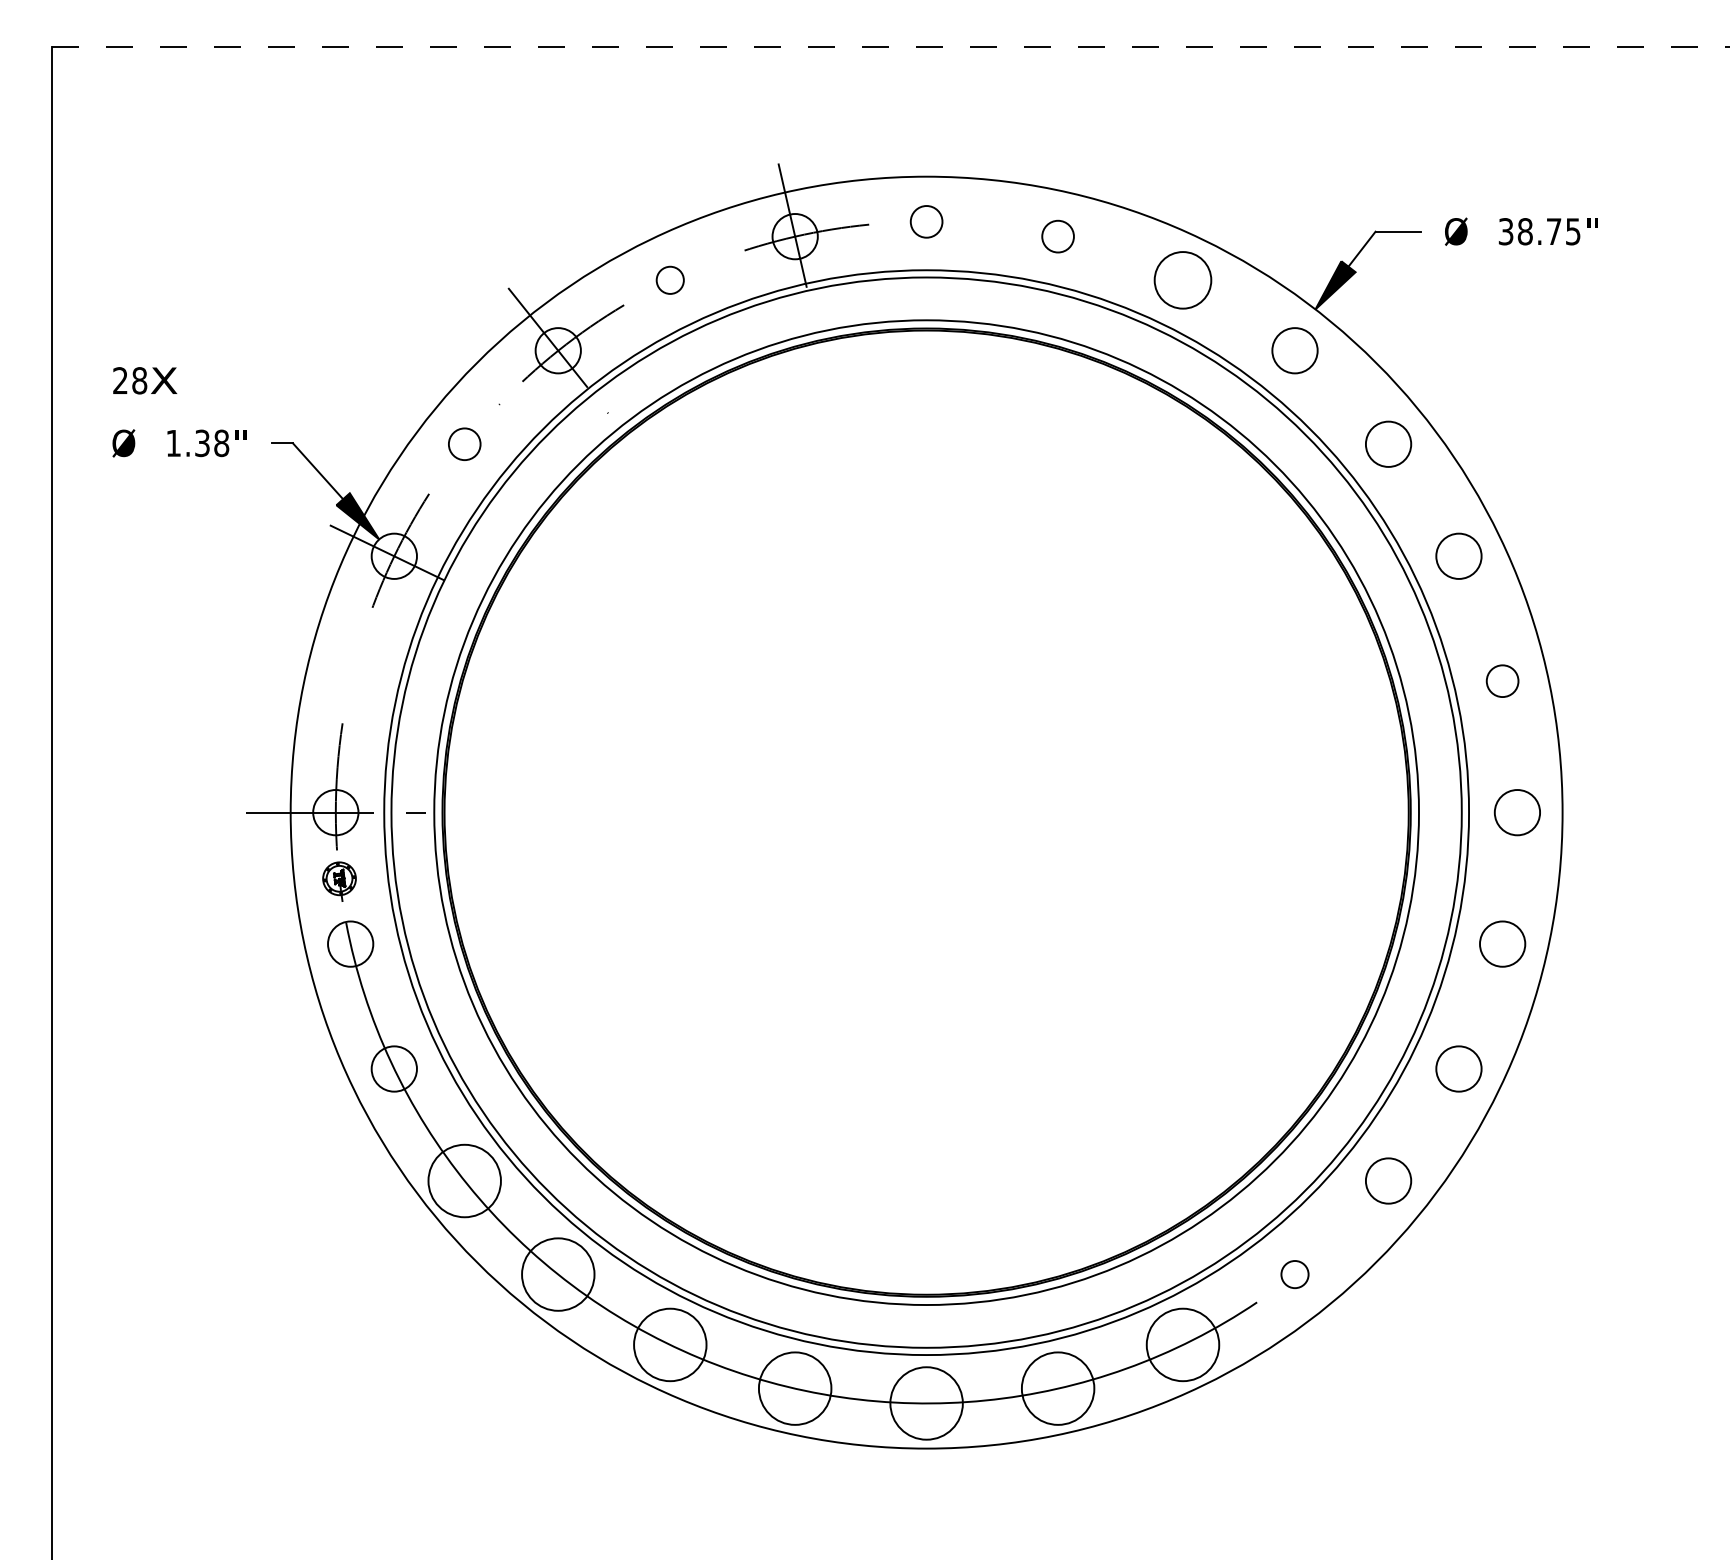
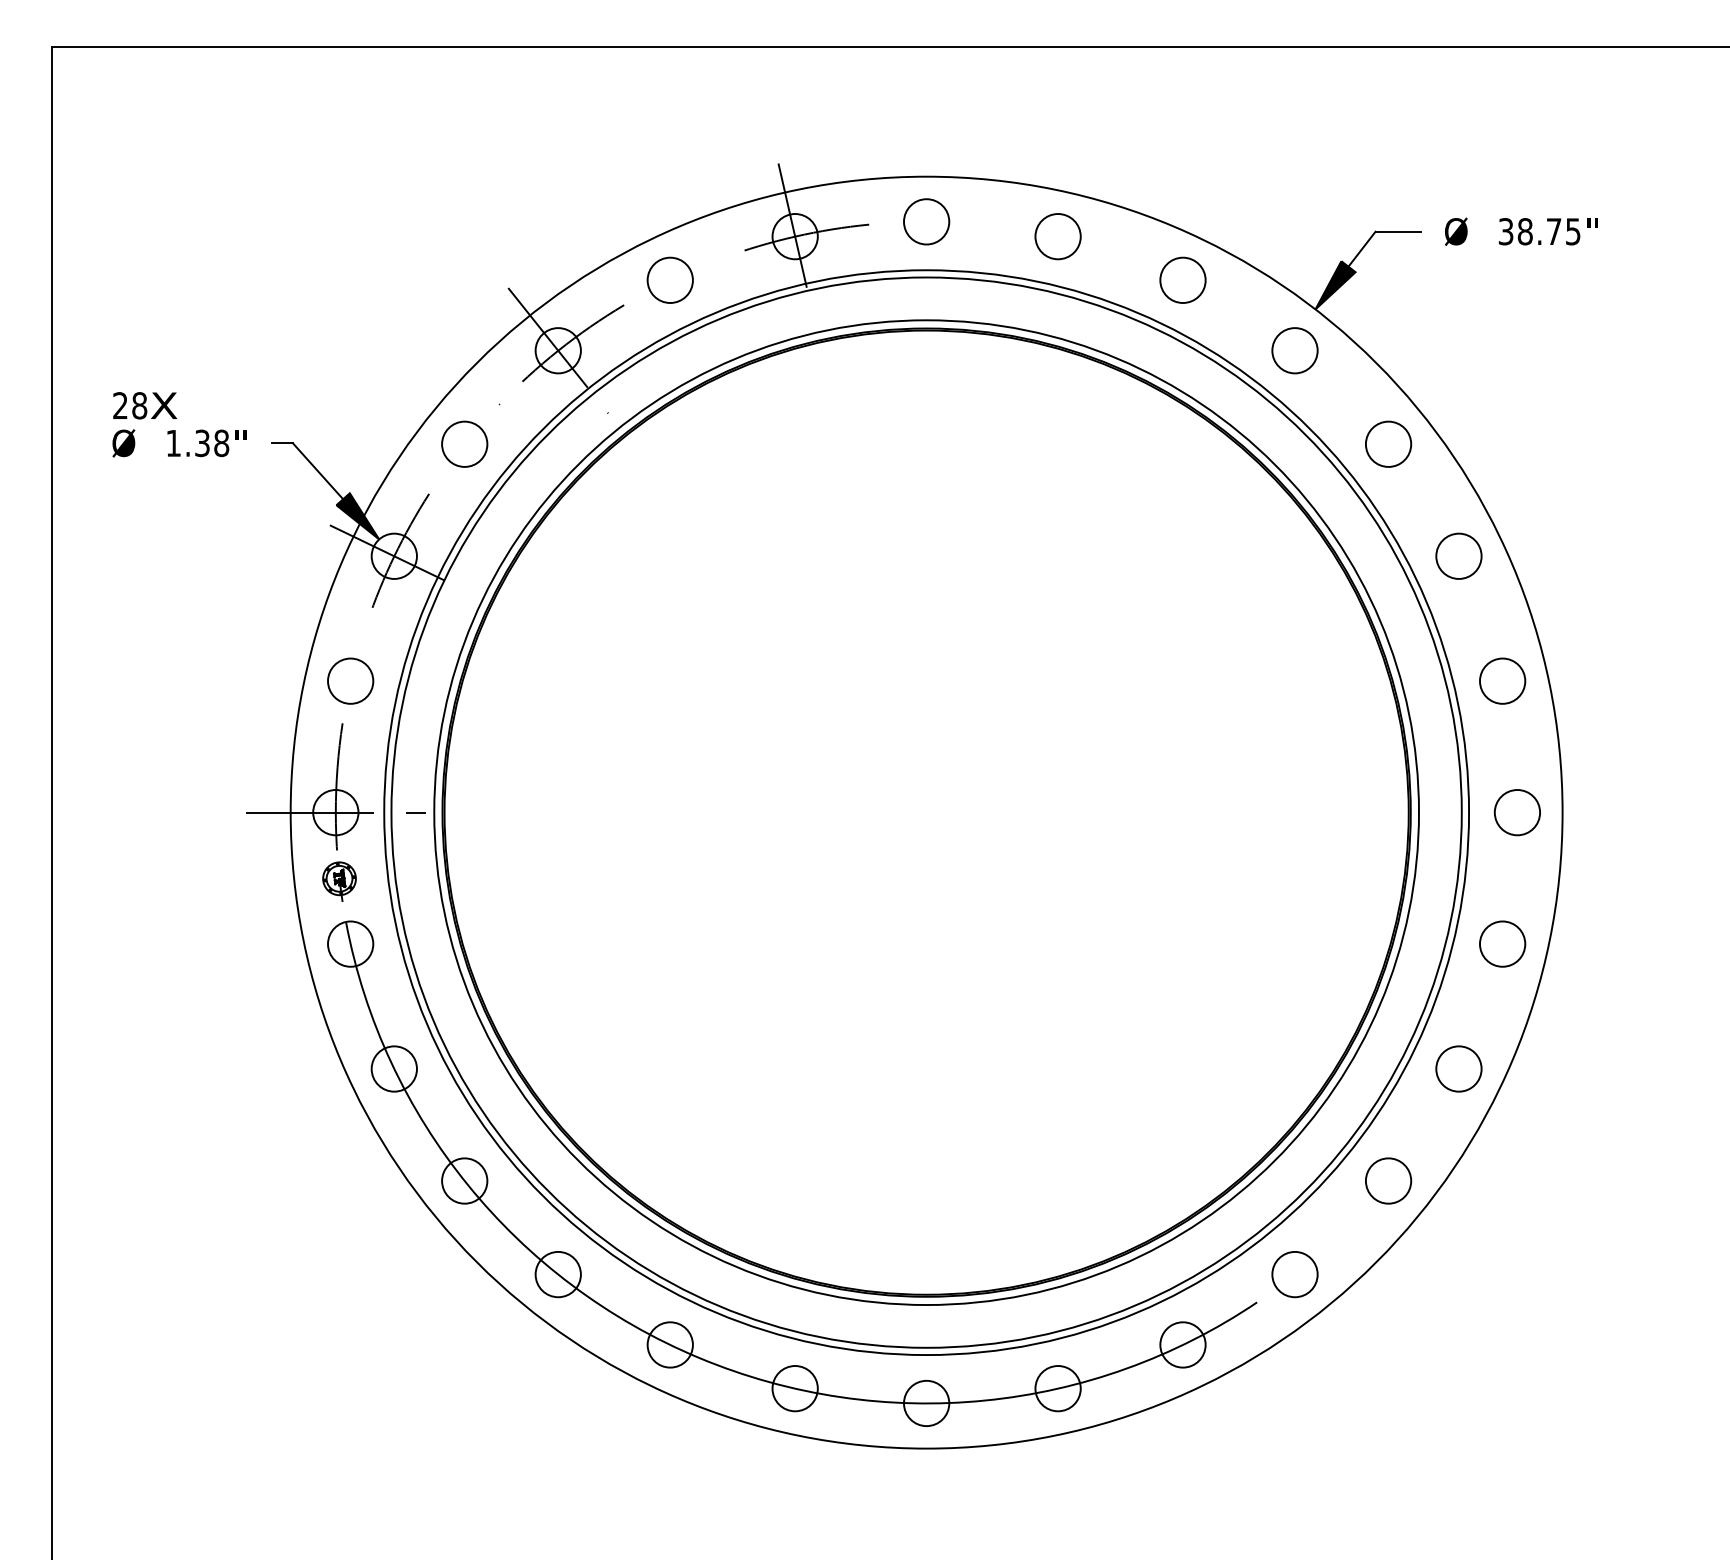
line: dashed -> solid (890, 46)
circle diameter: 32 px -> 45 px (926, 221)
circle diameter: 32 px -> 45 px (1057, 236)
circle diameter: 27 px -> 45 px (669, 279)
circle diameter: 57 px -> 45 px (1182, 279)
text position: (145, 380) -> (145, 405) (145, 405)
circle diameter: 32 px -> 45 px (464, 443)
circle: none -> present (350, 680)
circle diameter: 32 px -> 45 px (1502, 680)
circle diameter: 72 px -> 45 px (464, 1180)
circle diameter: 72 px -> 45 px (557, 1274)
circle diameter: 27 px -> 45 px (1294, 1274)
circle diameter: 72 px -> 45 px (669, 1344)
circle diameter: 72 px -> 45 px (1182, 1344)
circle diameter: 72 px -> 45 px (794, 1388)
circle diameter: 72 px -> 45 px (1057, 1388)
circle diameter: 72 px -> 45 px (926, 1403)
